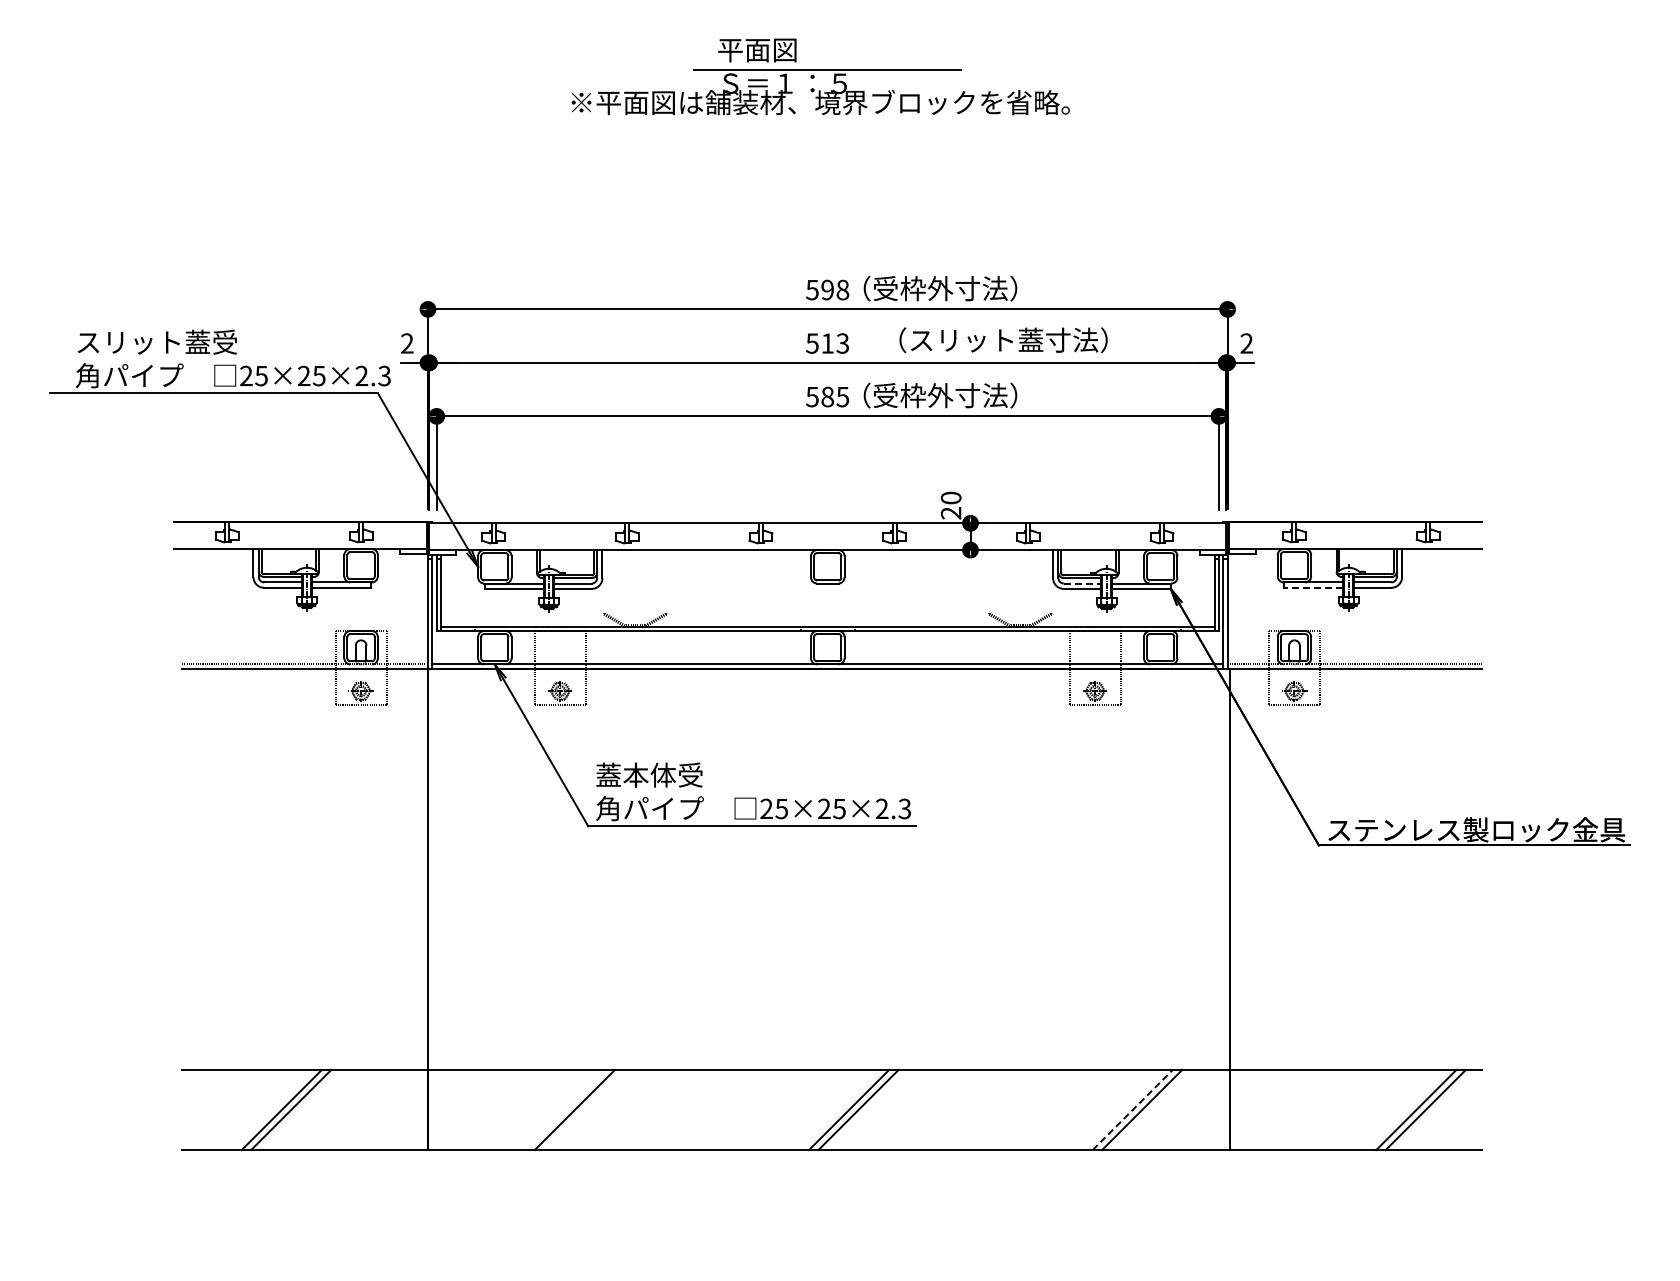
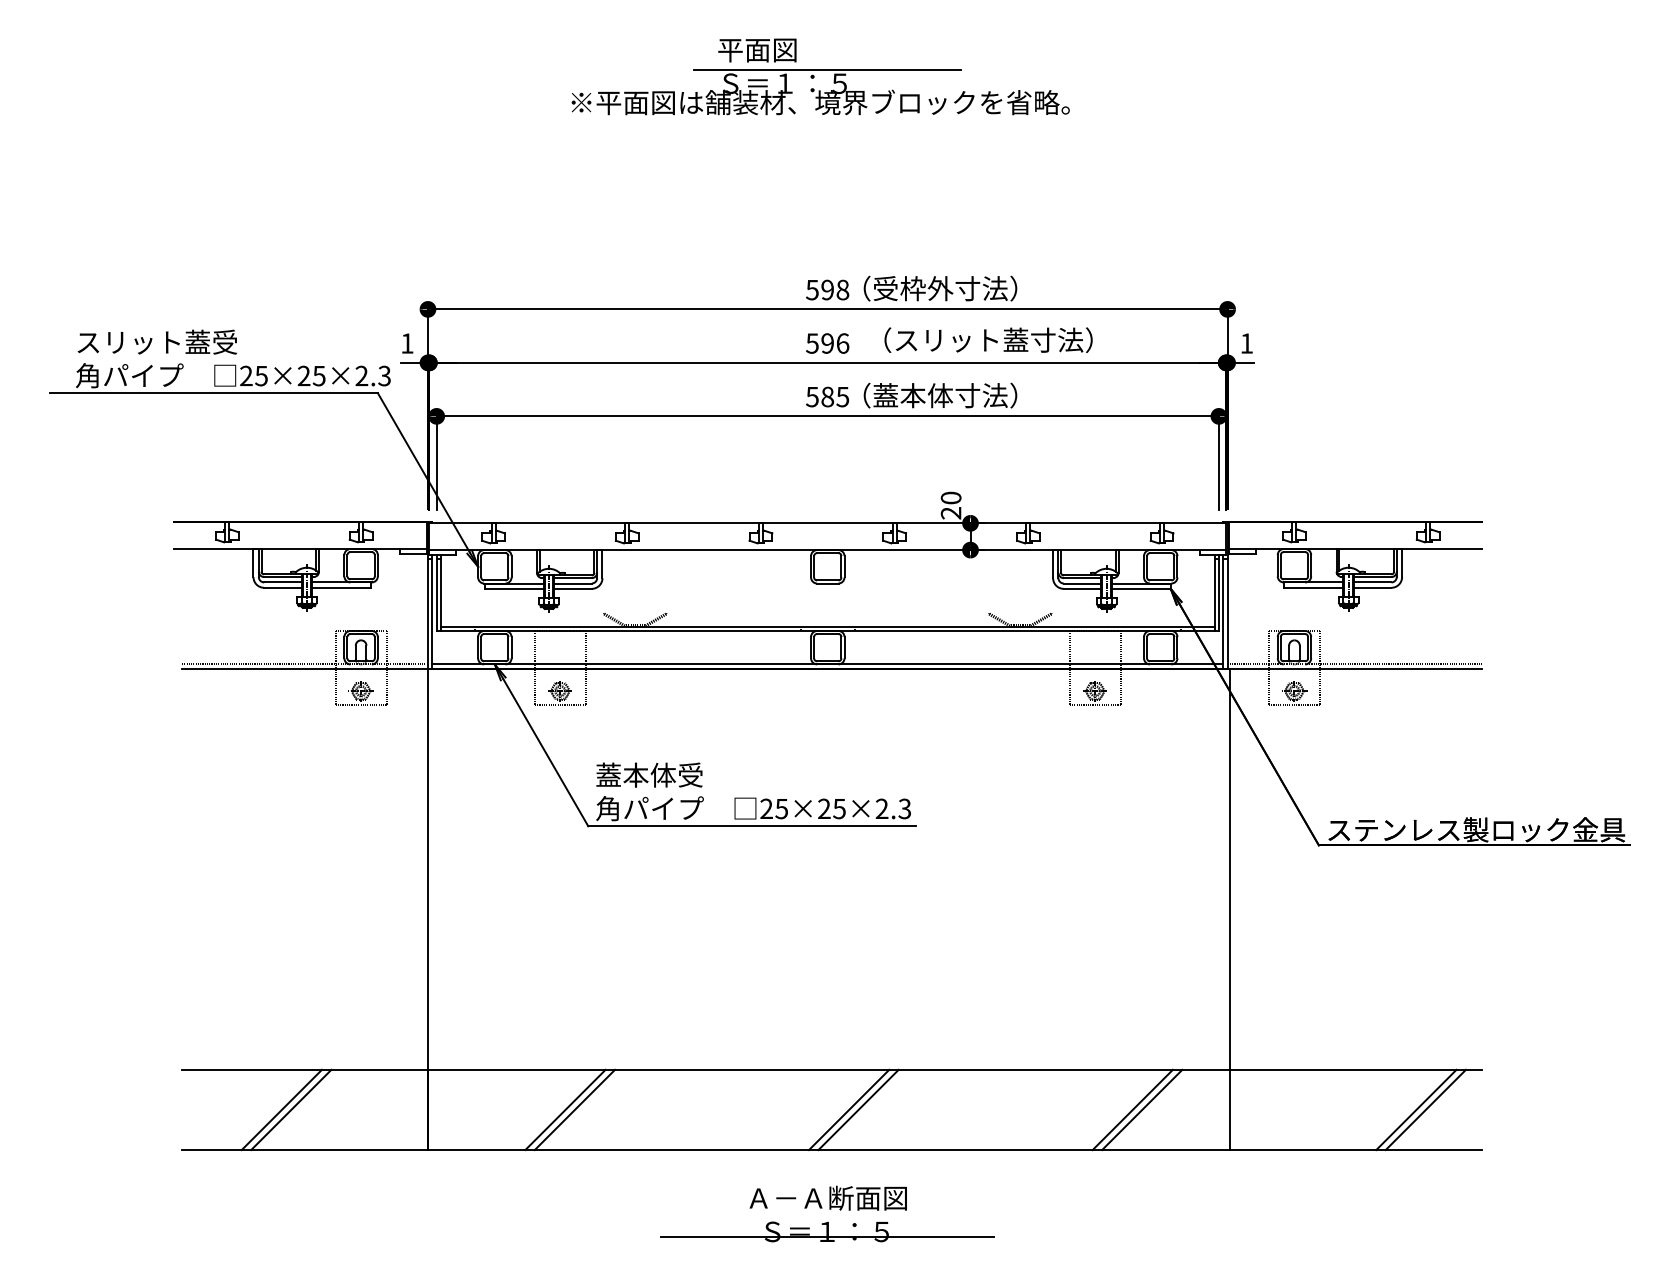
text position: (1003, 339) -> (988, 339) (988, 339)
text: 2 -> 1 (407, 343)
text: 513 -> 596 (835, 343)
text: 2 -> 1 (1246, 343)
text: （受枠外寸法） -> （蓋本体寸法） (913, 395)
line: dashed -> solid (1082, 583)
line: dashed -> solid (1313, 587)
line: none -> present (565, 1109)
line: dashed -> solid (1132, 1109)
part: none -> present (827, 1213)
